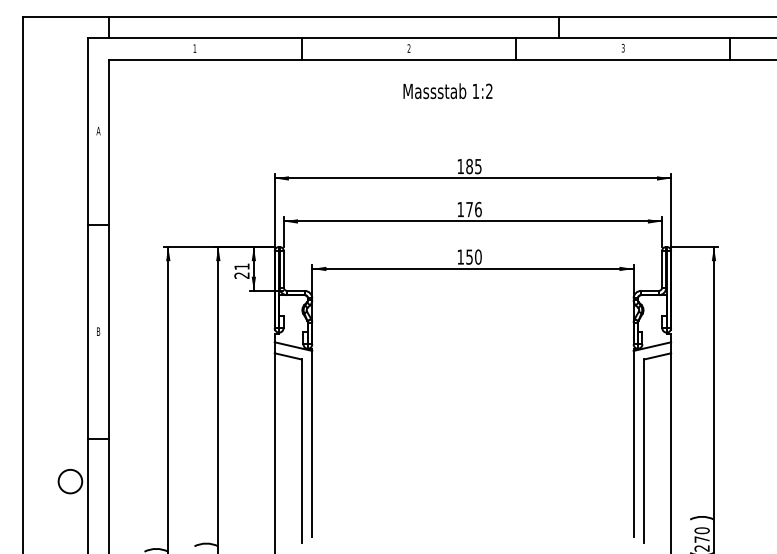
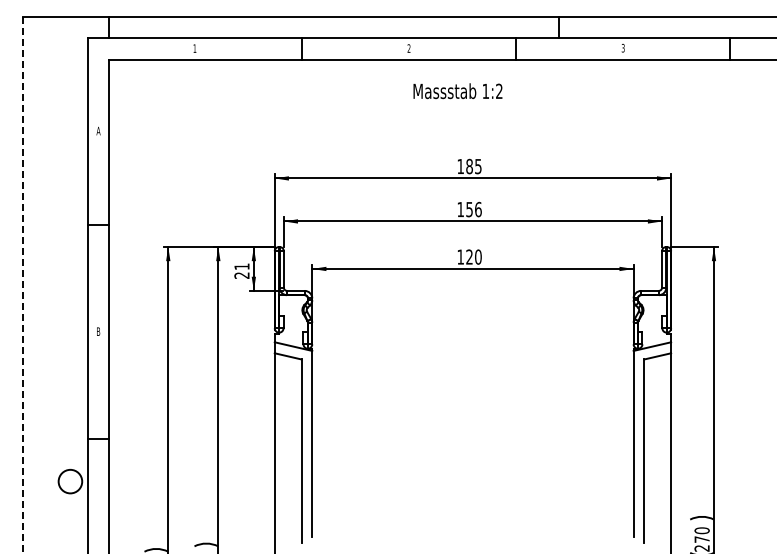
text position: (447, 91) -> (457, 91) (457, 91)
text: 176 -> 156 (469, 209)
text: 150 -> 120 (469, 256)
line: solid -> dashed (23, 284)
